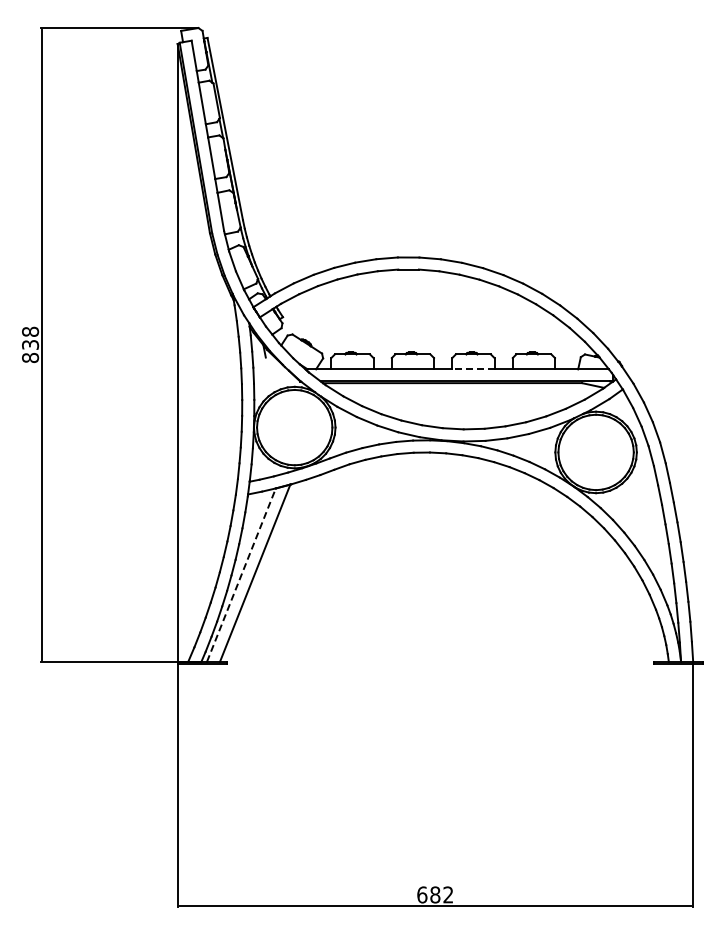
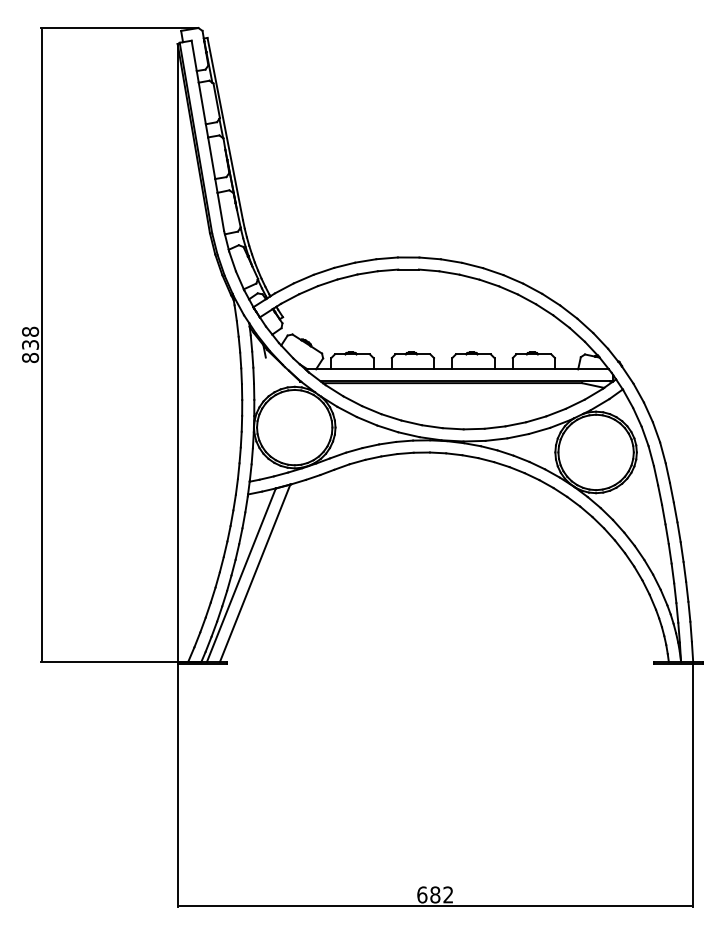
line: dashed -> solid (472, 369)
line: dashed -> solid (241, 574)
